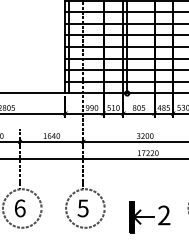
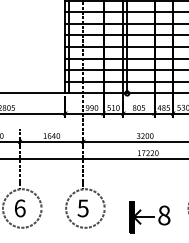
text: 2 -> 8 (164, 215)
